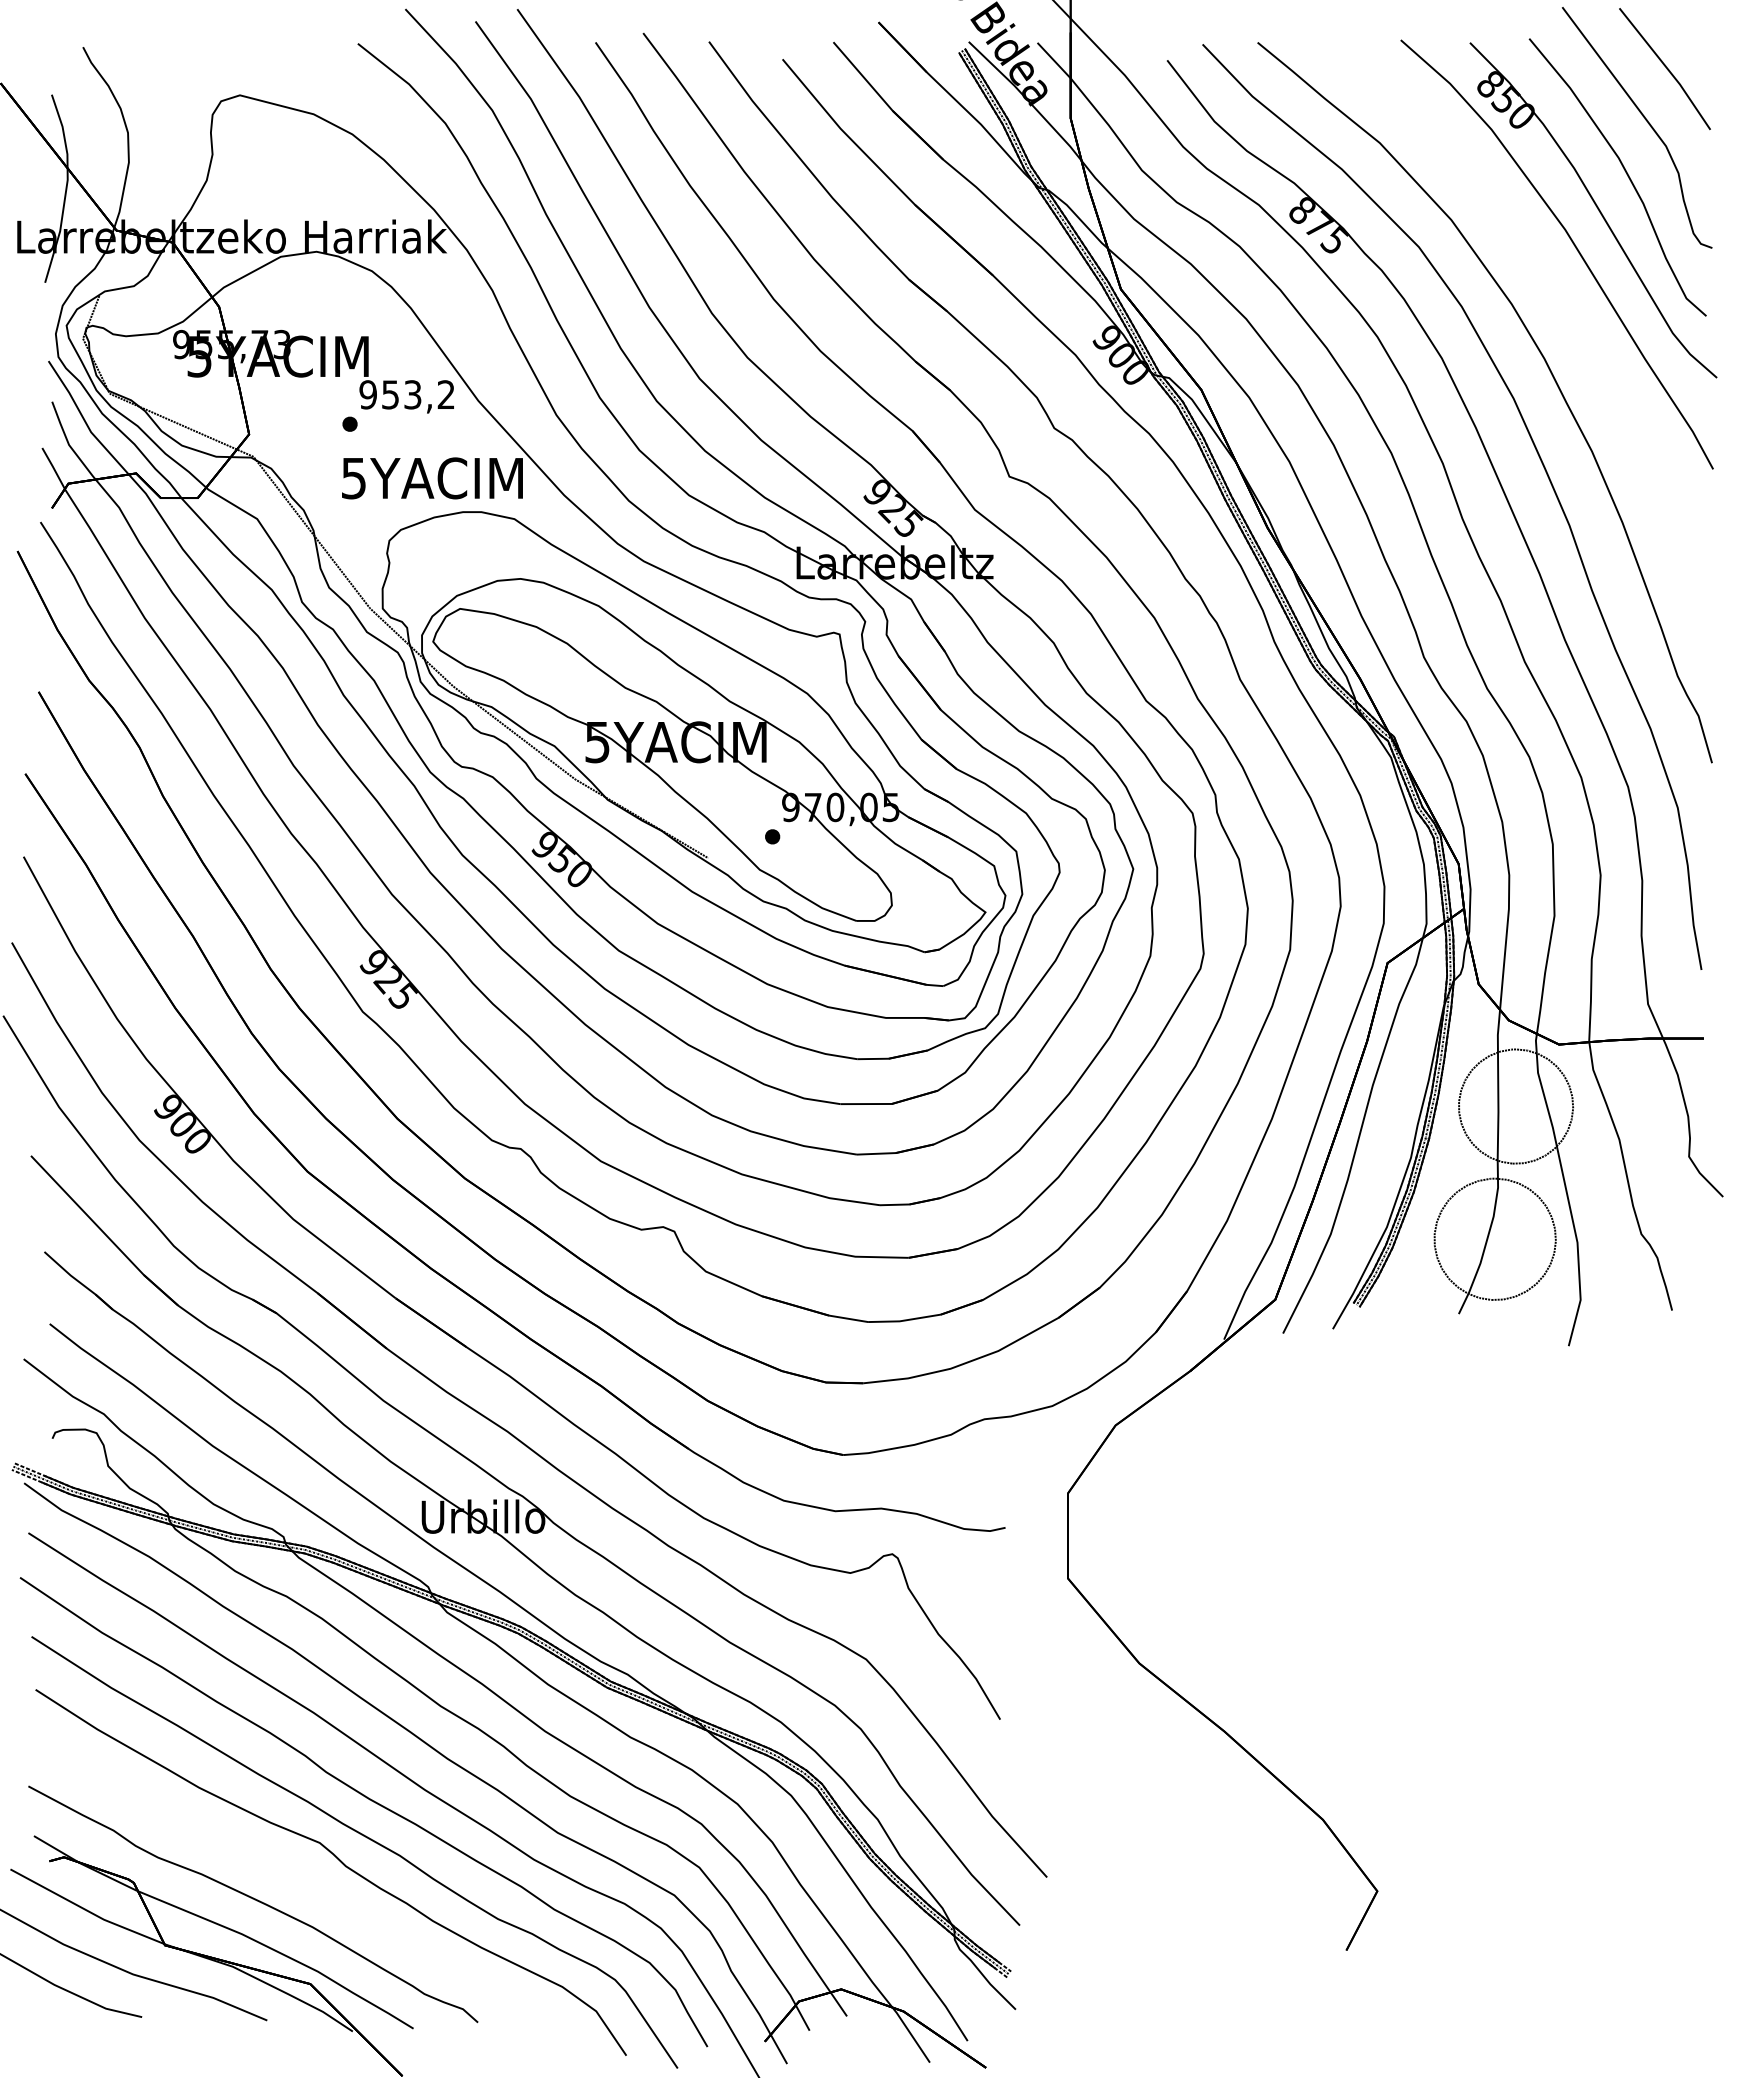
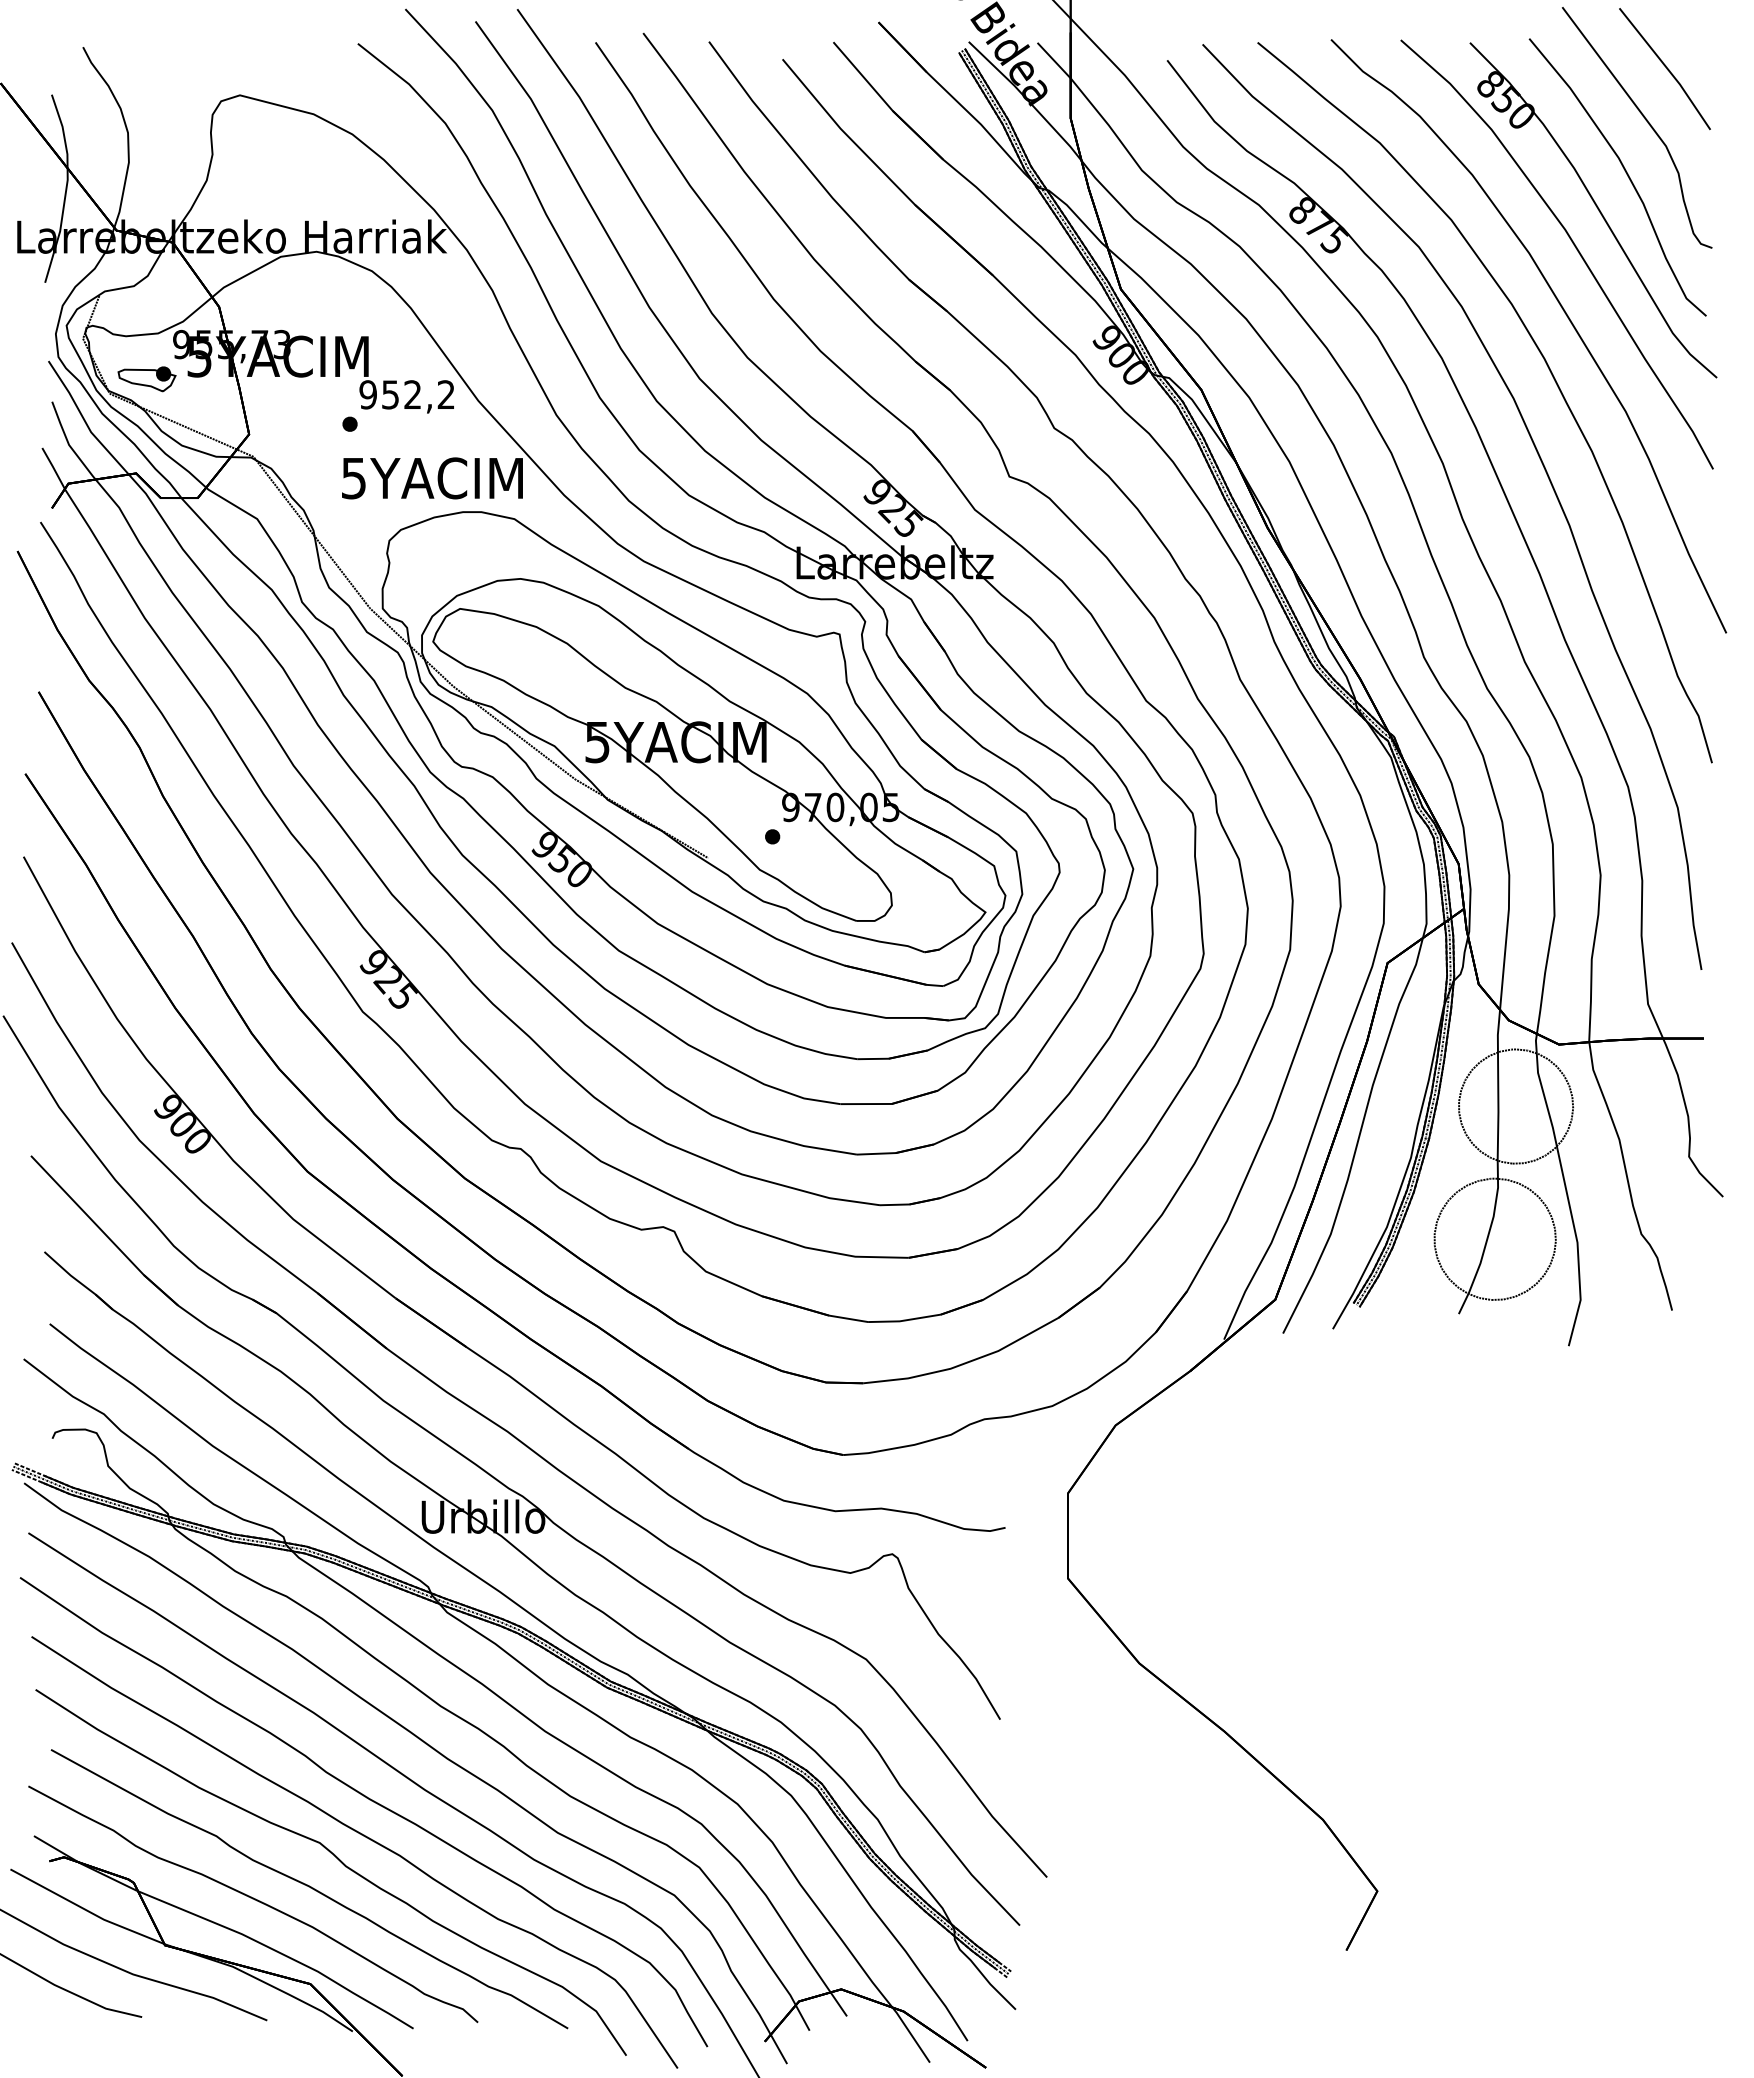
curve: none -> present (1564, 313)
part: none -> present (146, 379)
text: 953,2 -> 952,2 (412, 394)
part: none -> present (309, 1889)
